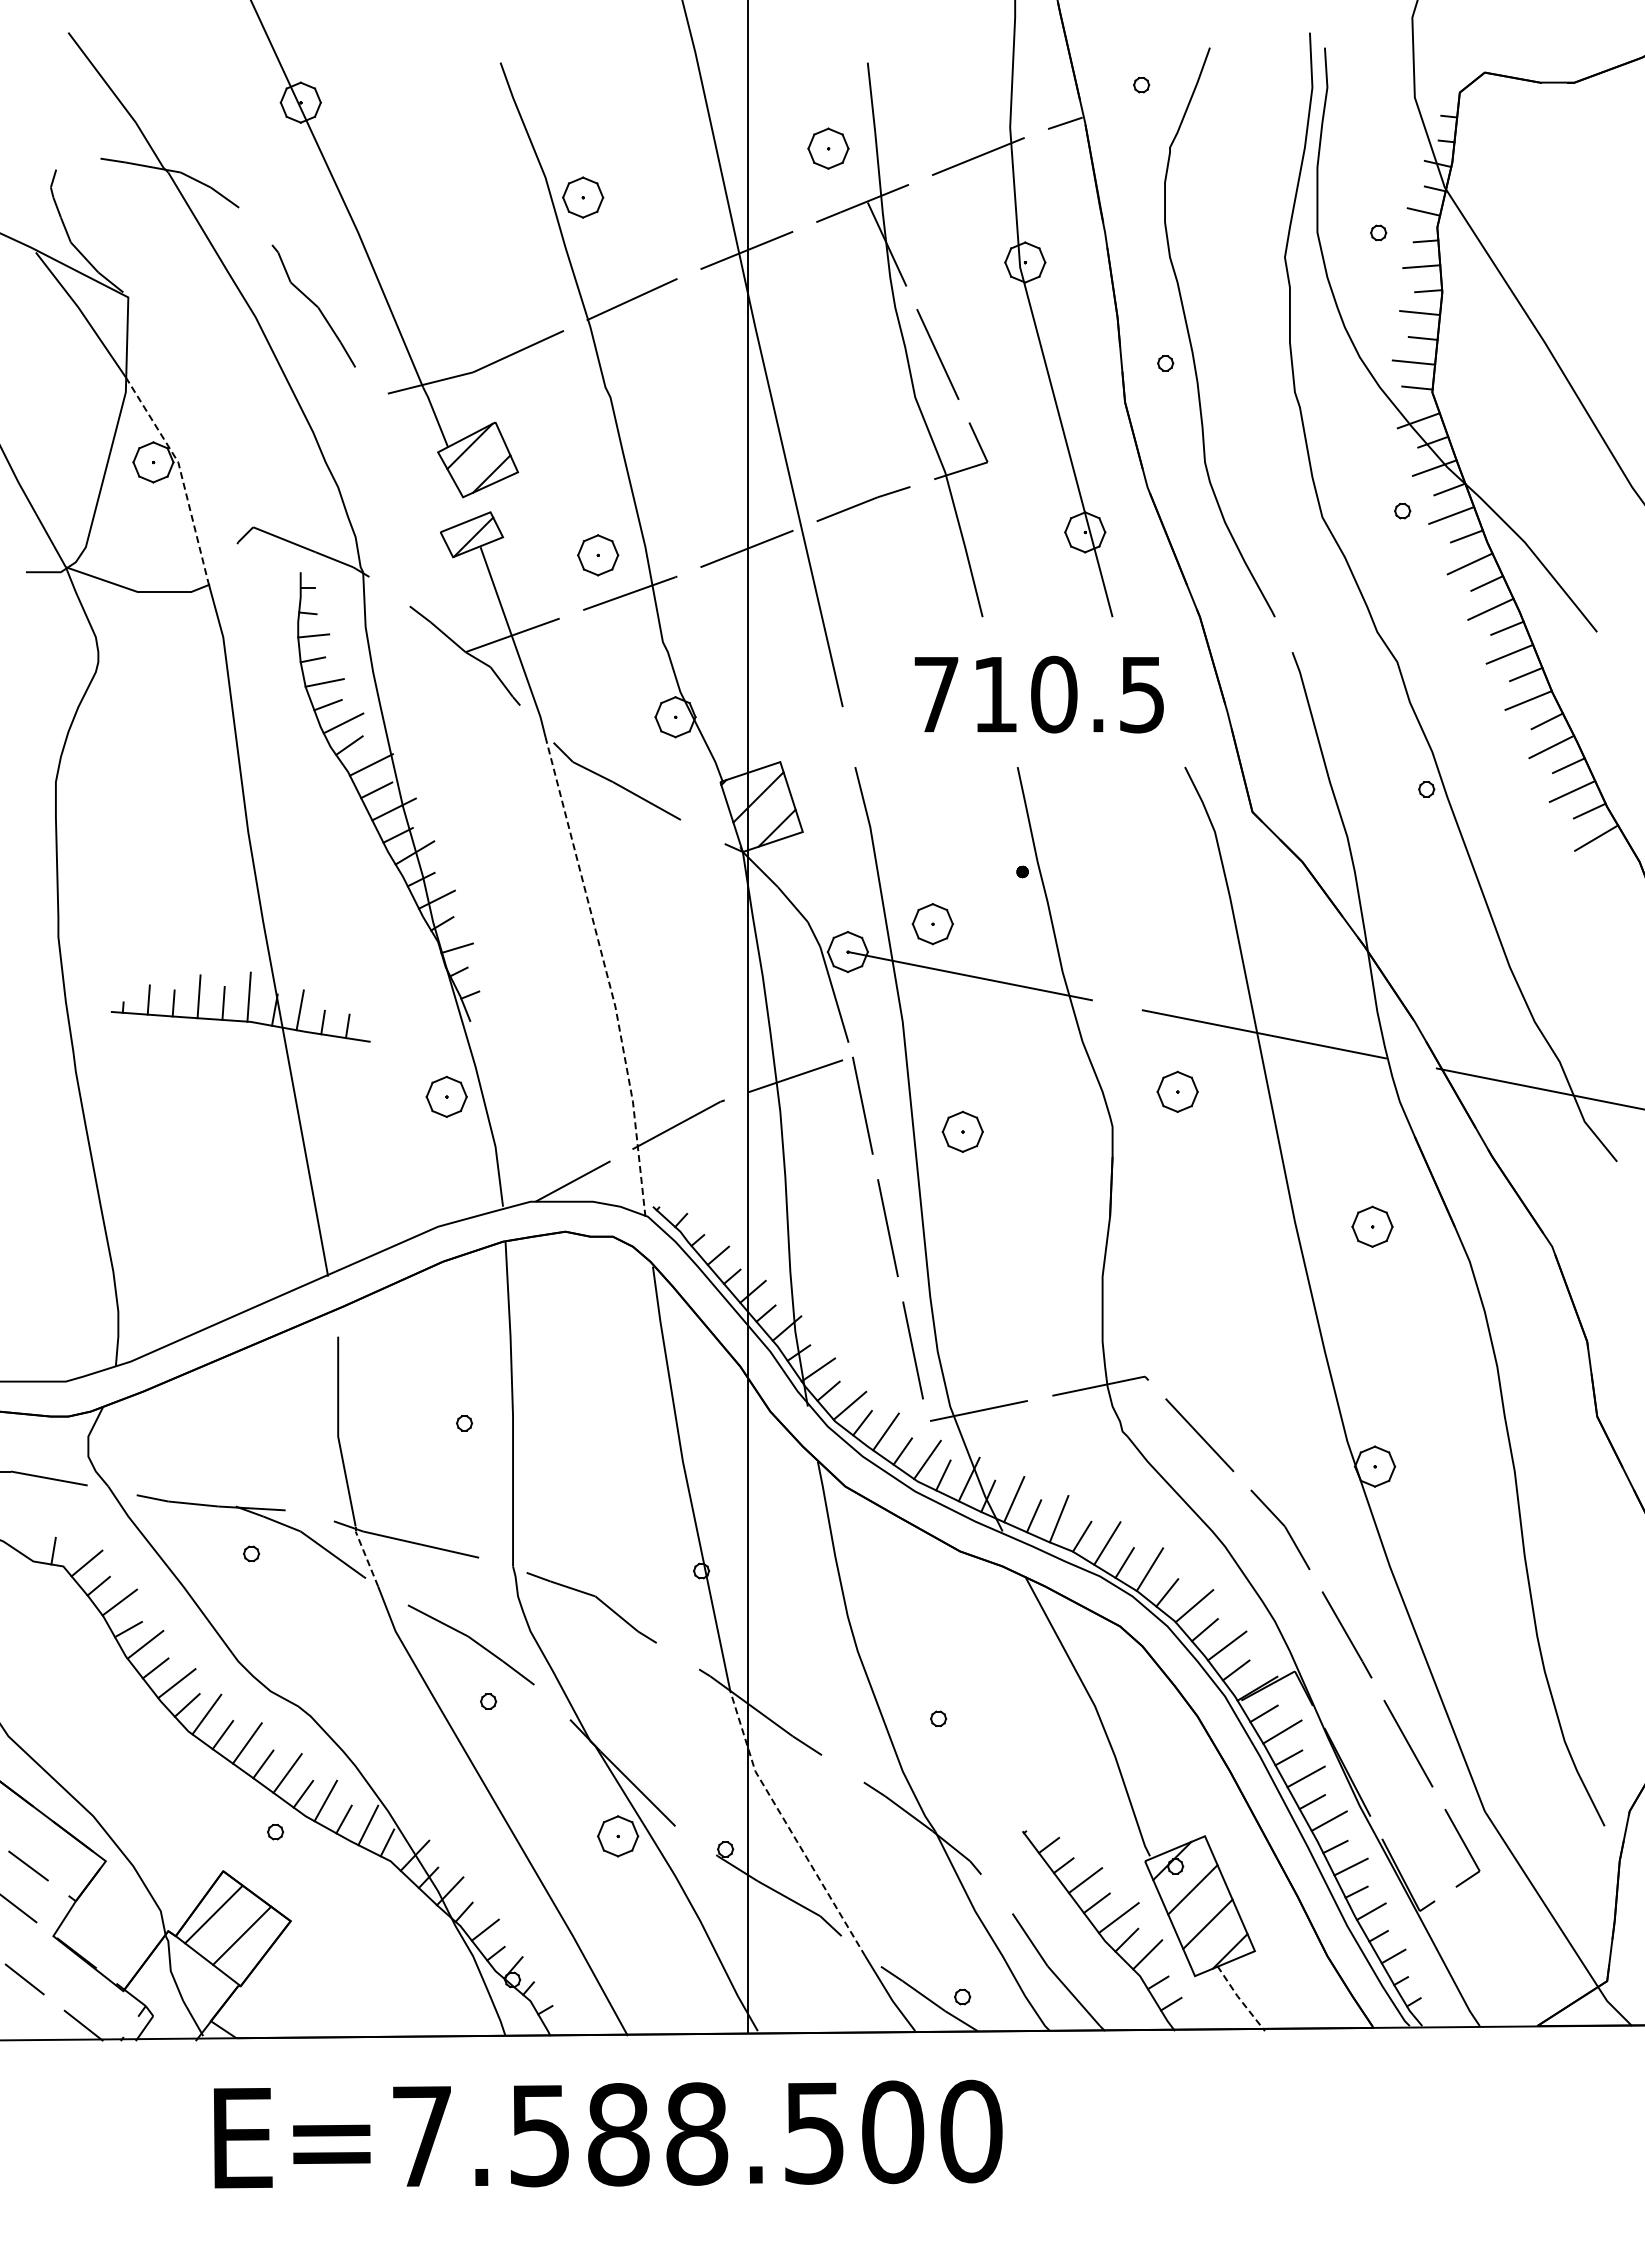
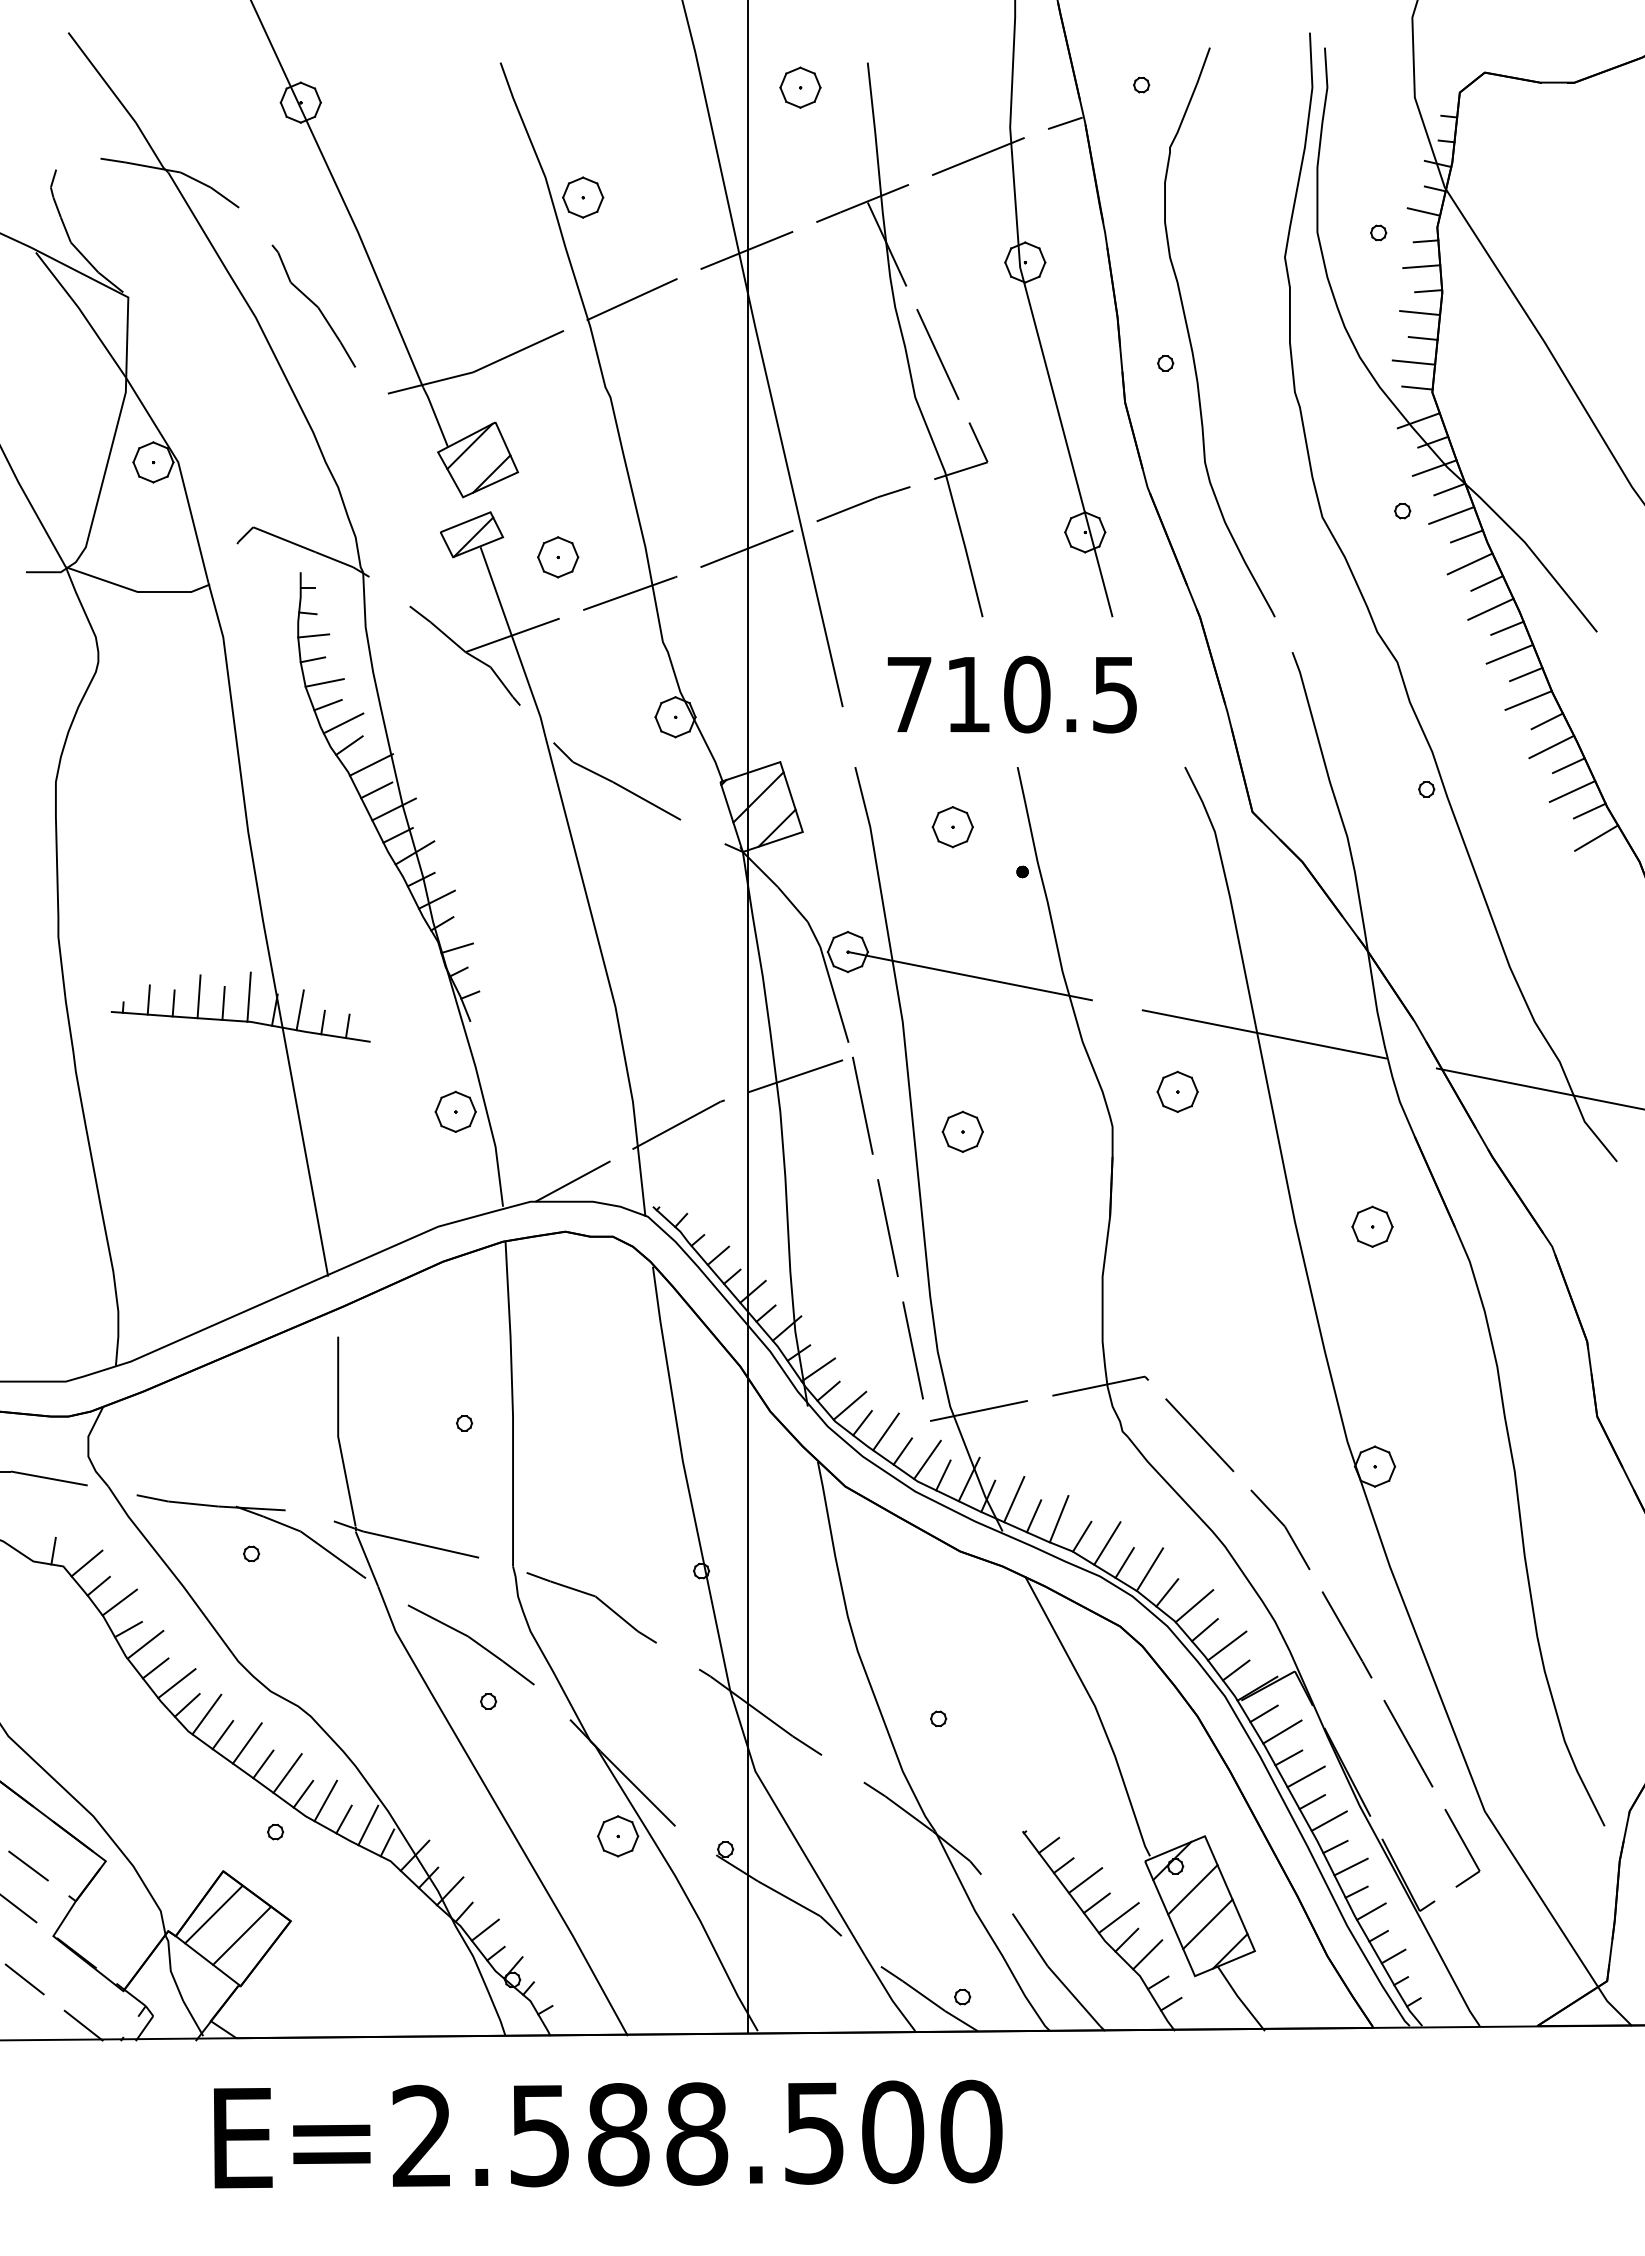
part position: (828, 148) -> (800, 87) (800, 87)
line: dashed -> solid (181, 473)
part position: (598, 555) -> (558, 557) (558, 557)
text position: (1038, 694) -> (1011, 694) (1011, 694)
part position: (932, 924) -> (952, 827) (952, 827)
line: dashed -> solid (607, 975)
part position: (446, 1096) -> (455, 1111) (455, 1111)
line: dashed -> solid (366, 1558)
line: dashed -> solid (788, 1826)
line: dashed -> solid (1239, 1999)
text: E=7.588.500 -> E=2.588.500 (421, 2135)
